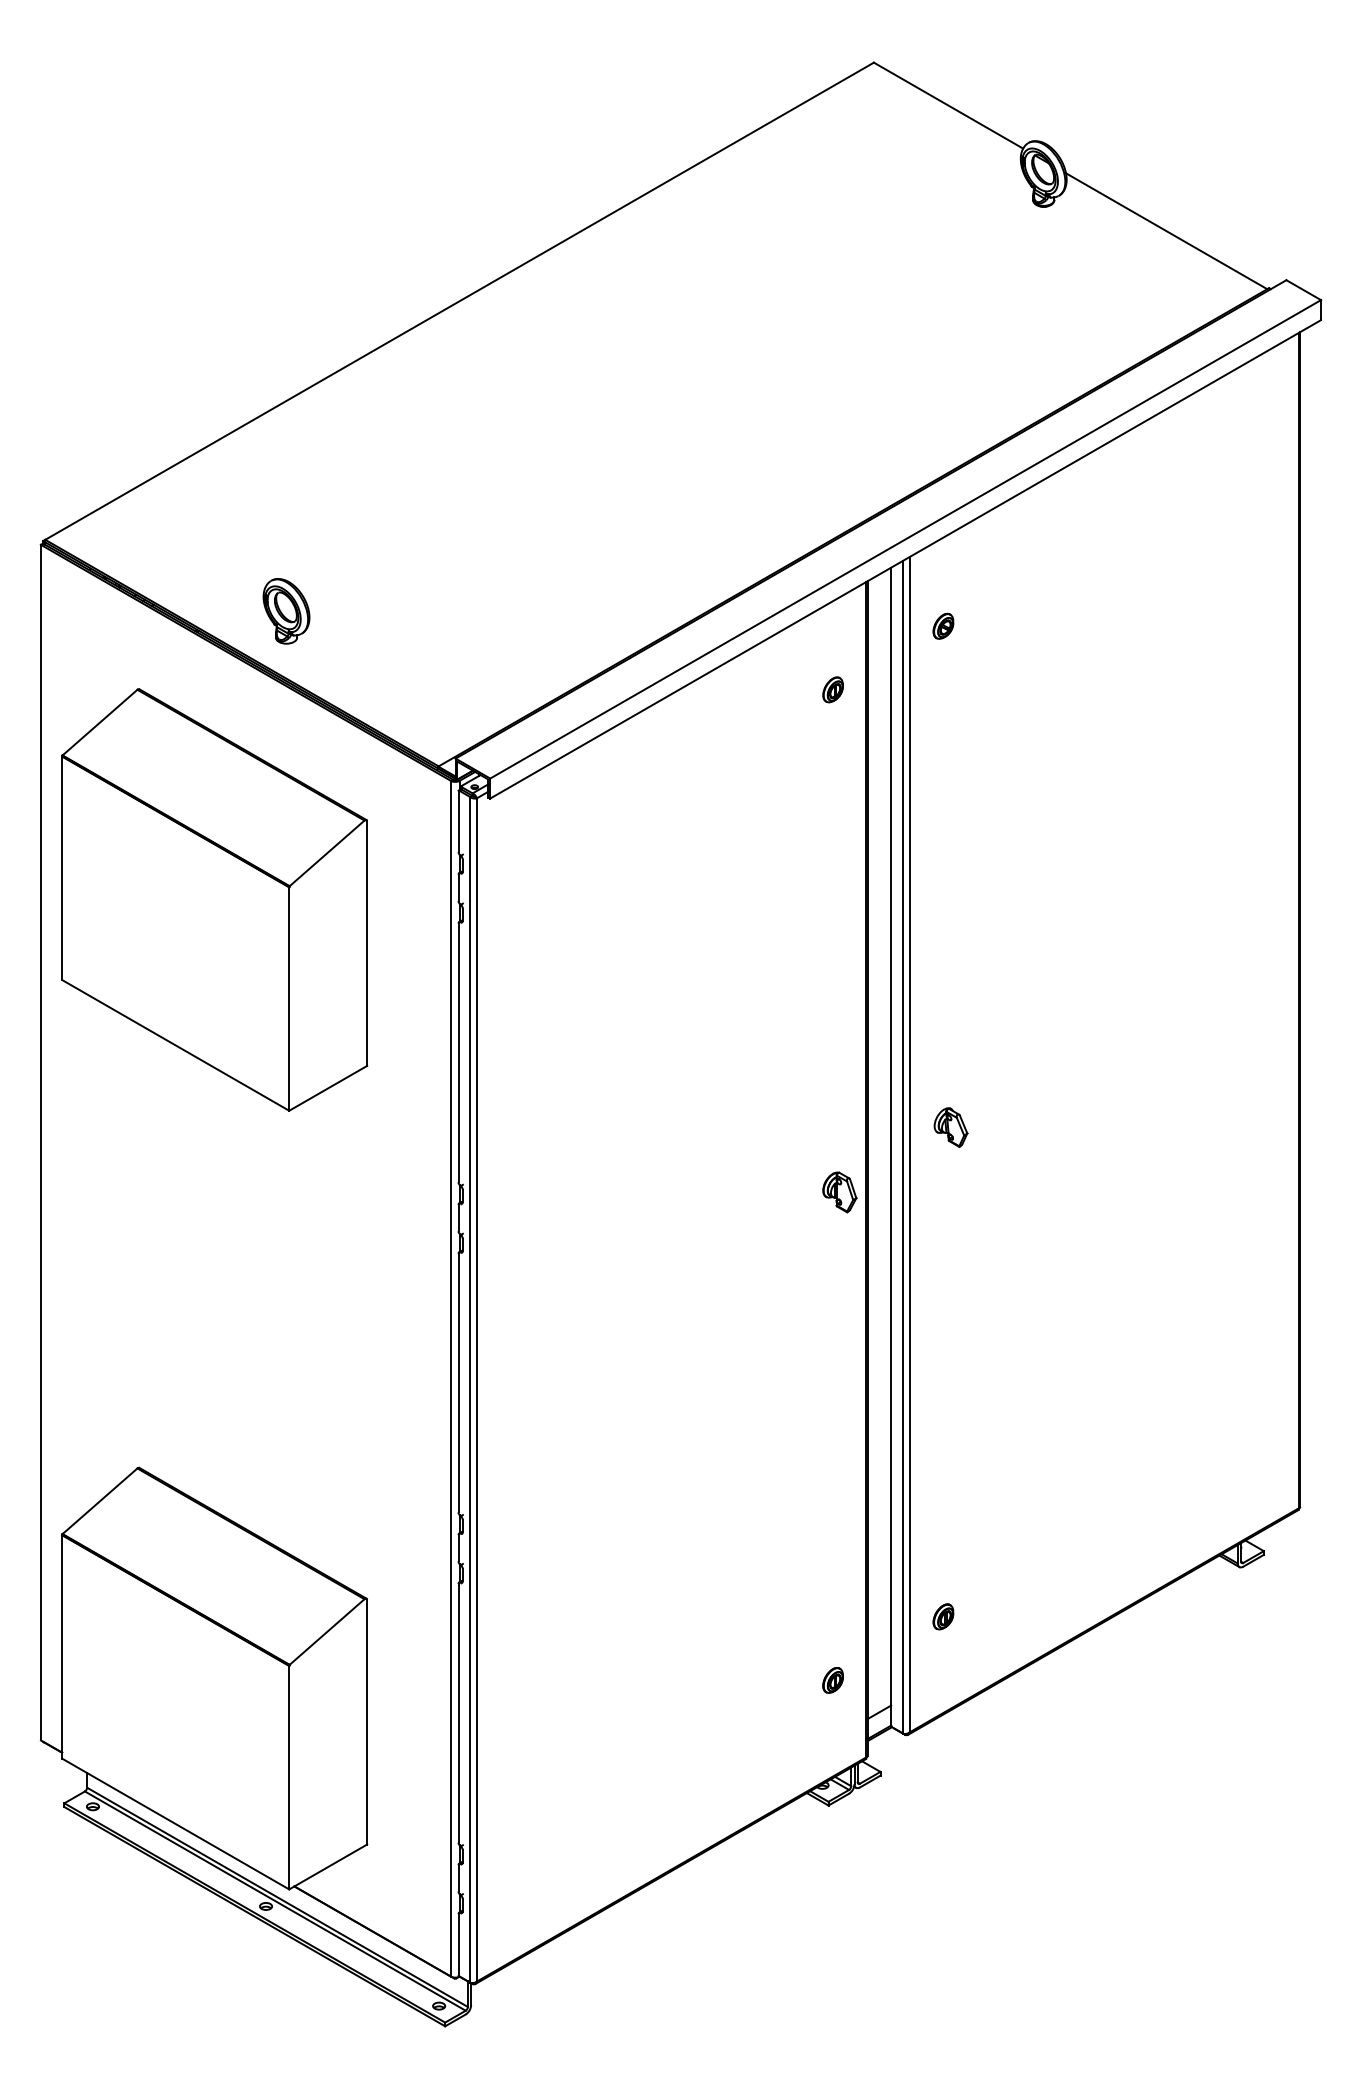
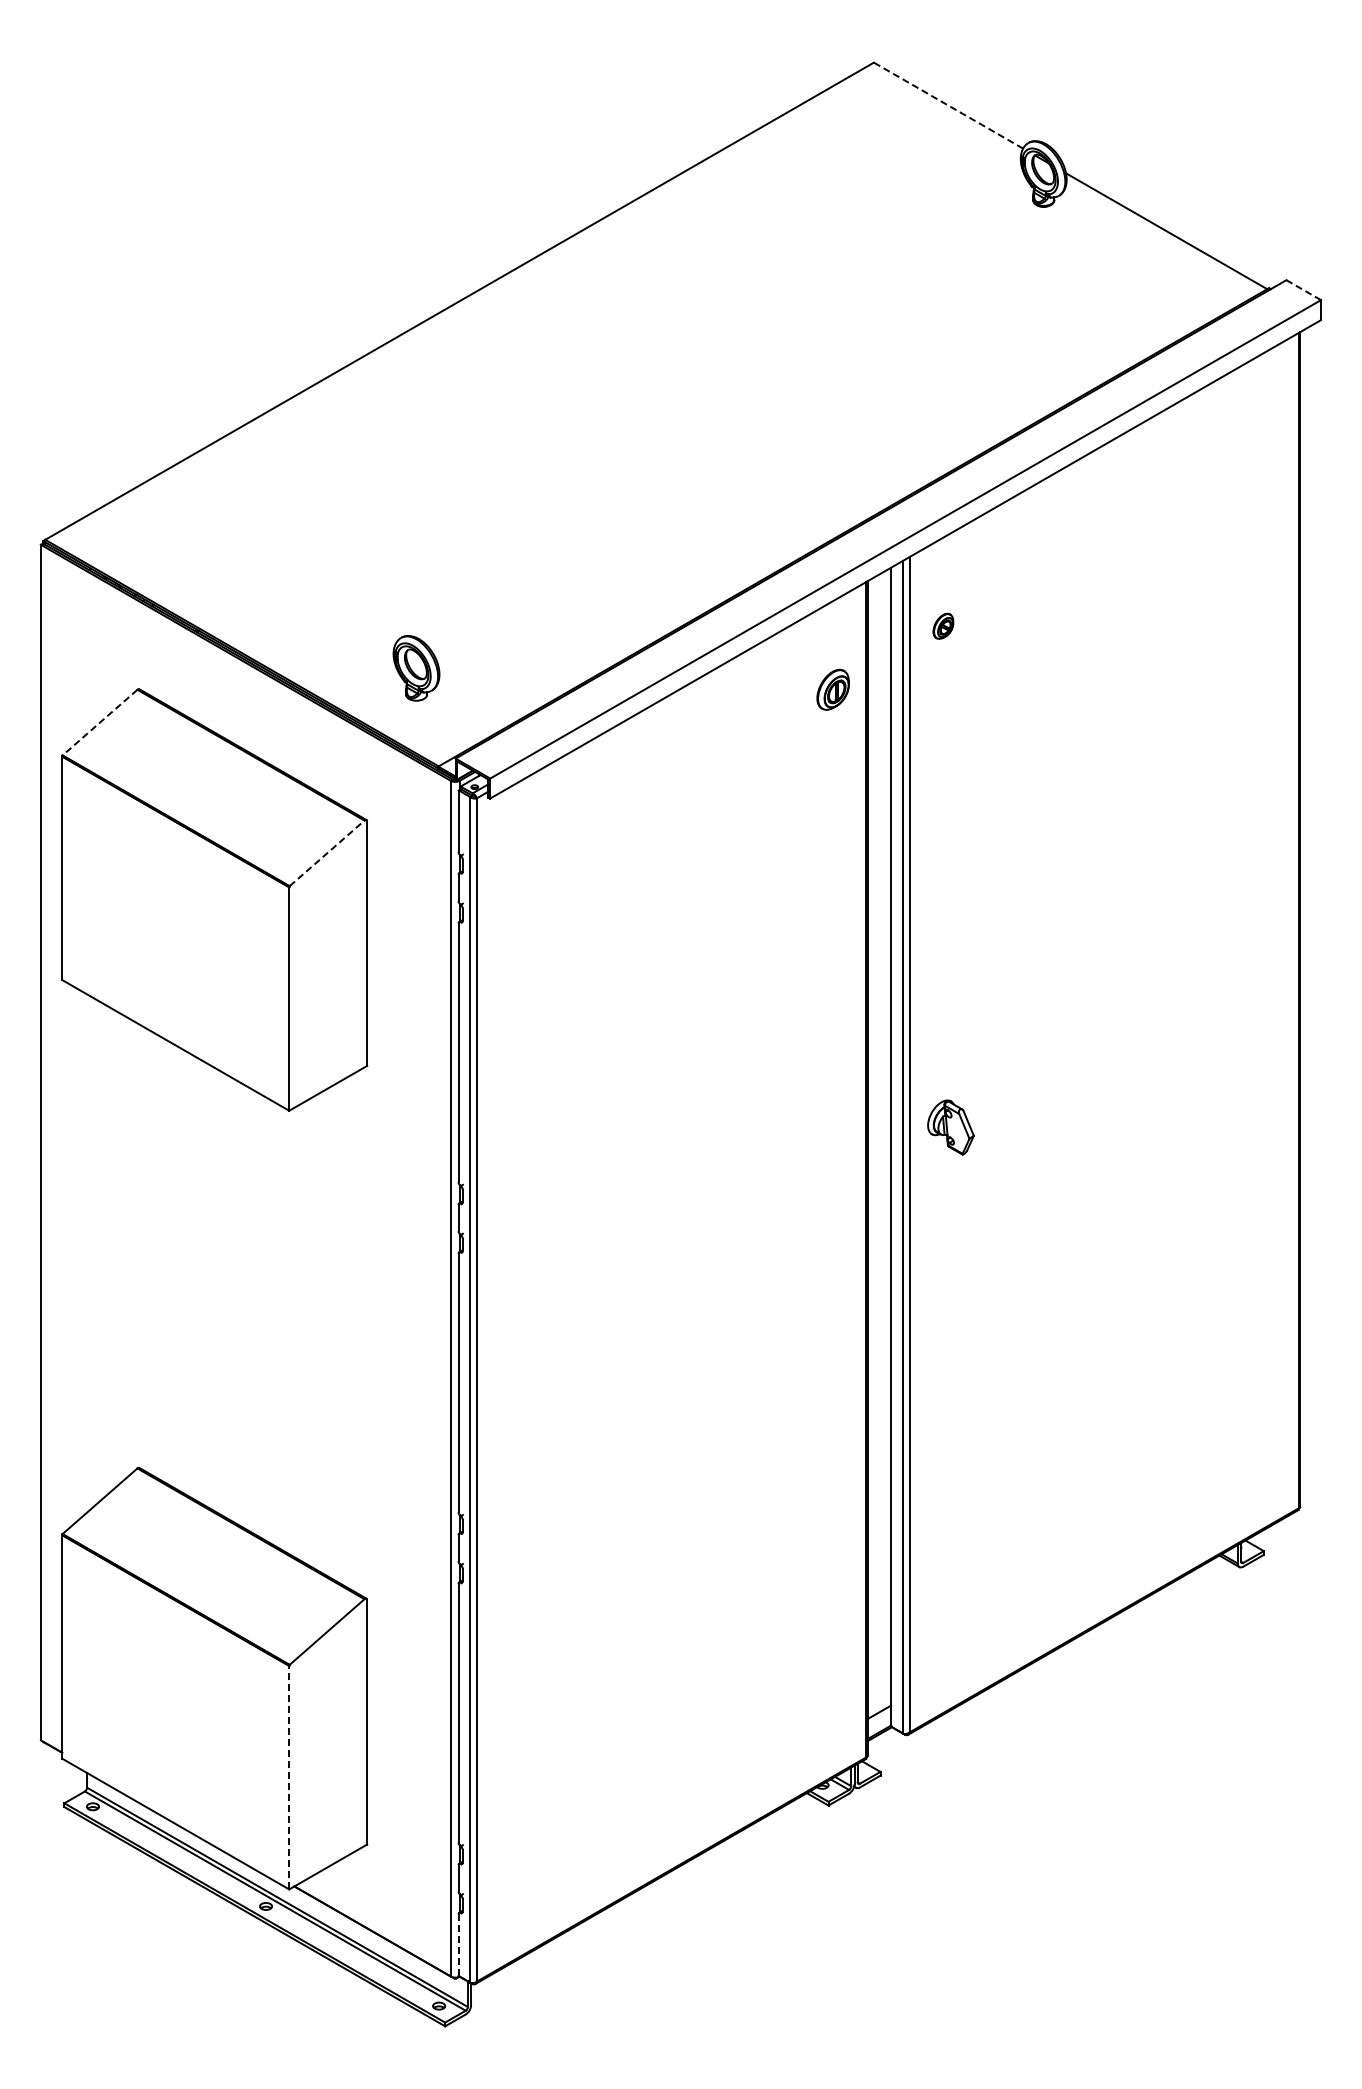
line: solid -> dashed (948, 105)
line: solid -> dashed (1303, 290)
part position: (286, 611) -> (416, 668) (416, 668)
part size: 22x28 px -> 34x43 px (832, 689)
line: solid -> dashed (100, 722)
line: solid -> dashed (327, 853)
part size: 36x41 px -> 48x57 px (950, 1127)
part: present -> none (839, 1192)
part: present -> none (943, 1616)
part: present -> none (832, 1680)
line: solid -> dashed (289, 1777)
line: solid -> dashed (458, 1945)
